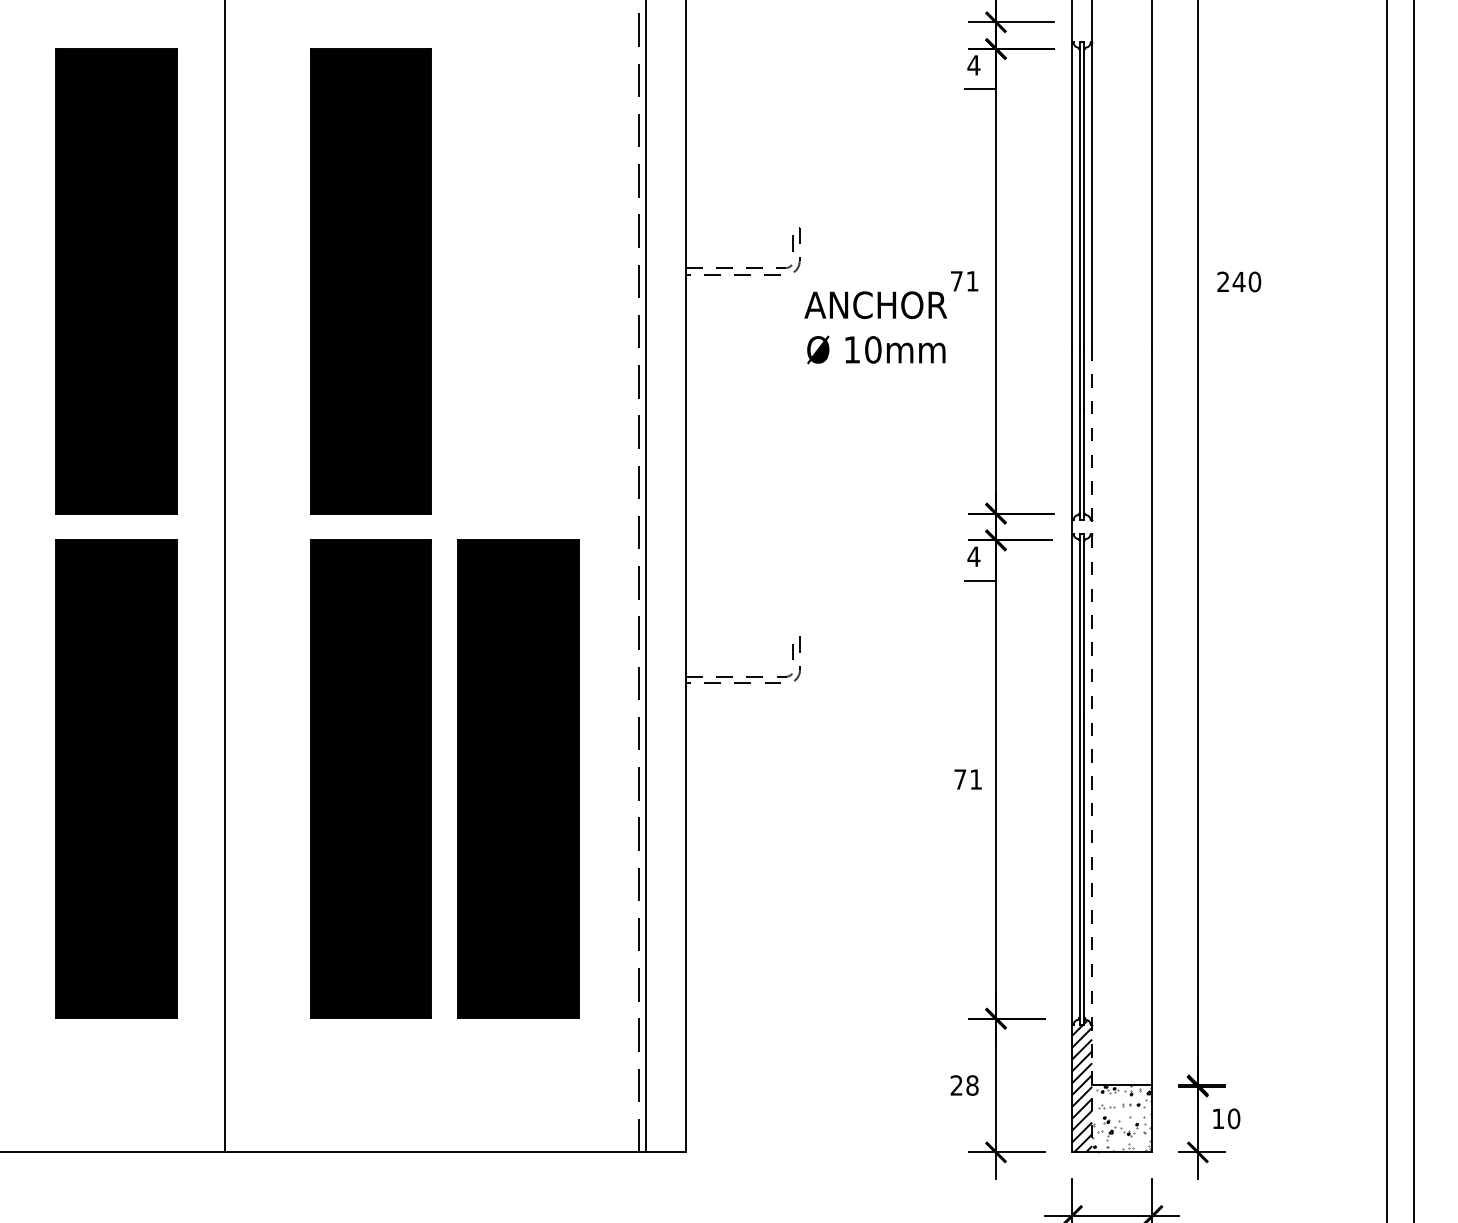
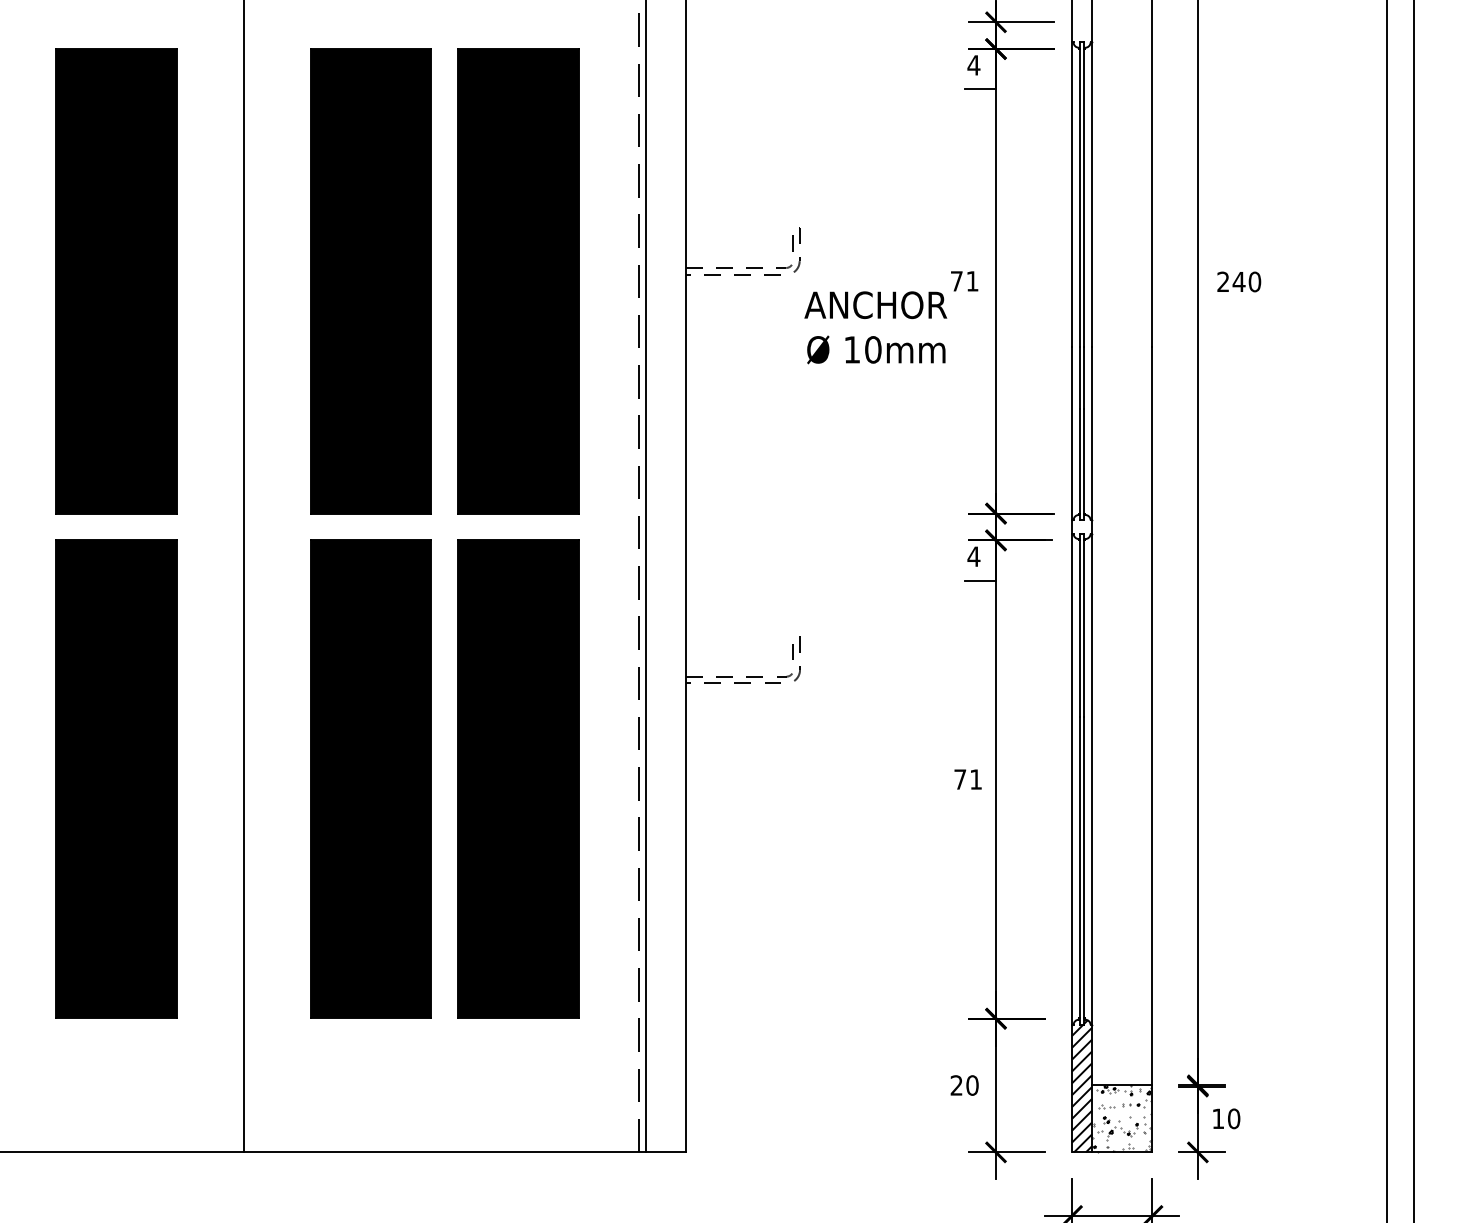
part: none -> present (518, 281)
line position: (224, 577) -> (243, 577) (243, 577)
line: dashed -> solid (1092, 750)
text: 28 -> 20 (972, 1085)
